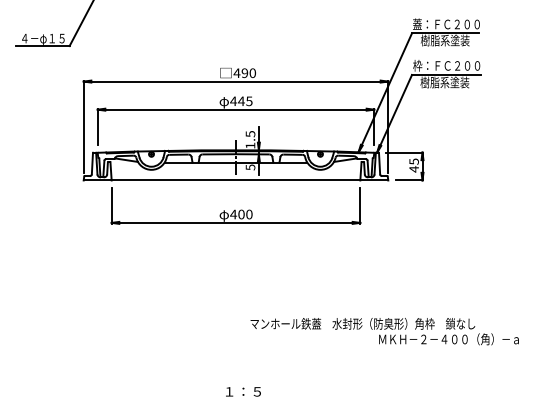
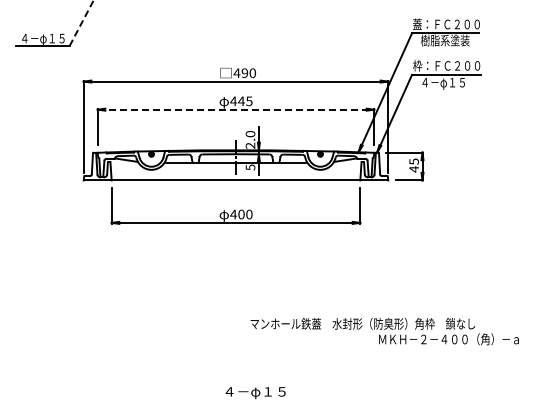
line: solid -> dashed (81, 23)
text: 樹脂系塗装 -> ４－φ１５ (444, 82)
line: solid -> dashed (236, 109)
text: 1.5 -> 2.0 (250, 139)
text: １：５ -> ４－φ１５ (255, 393)
